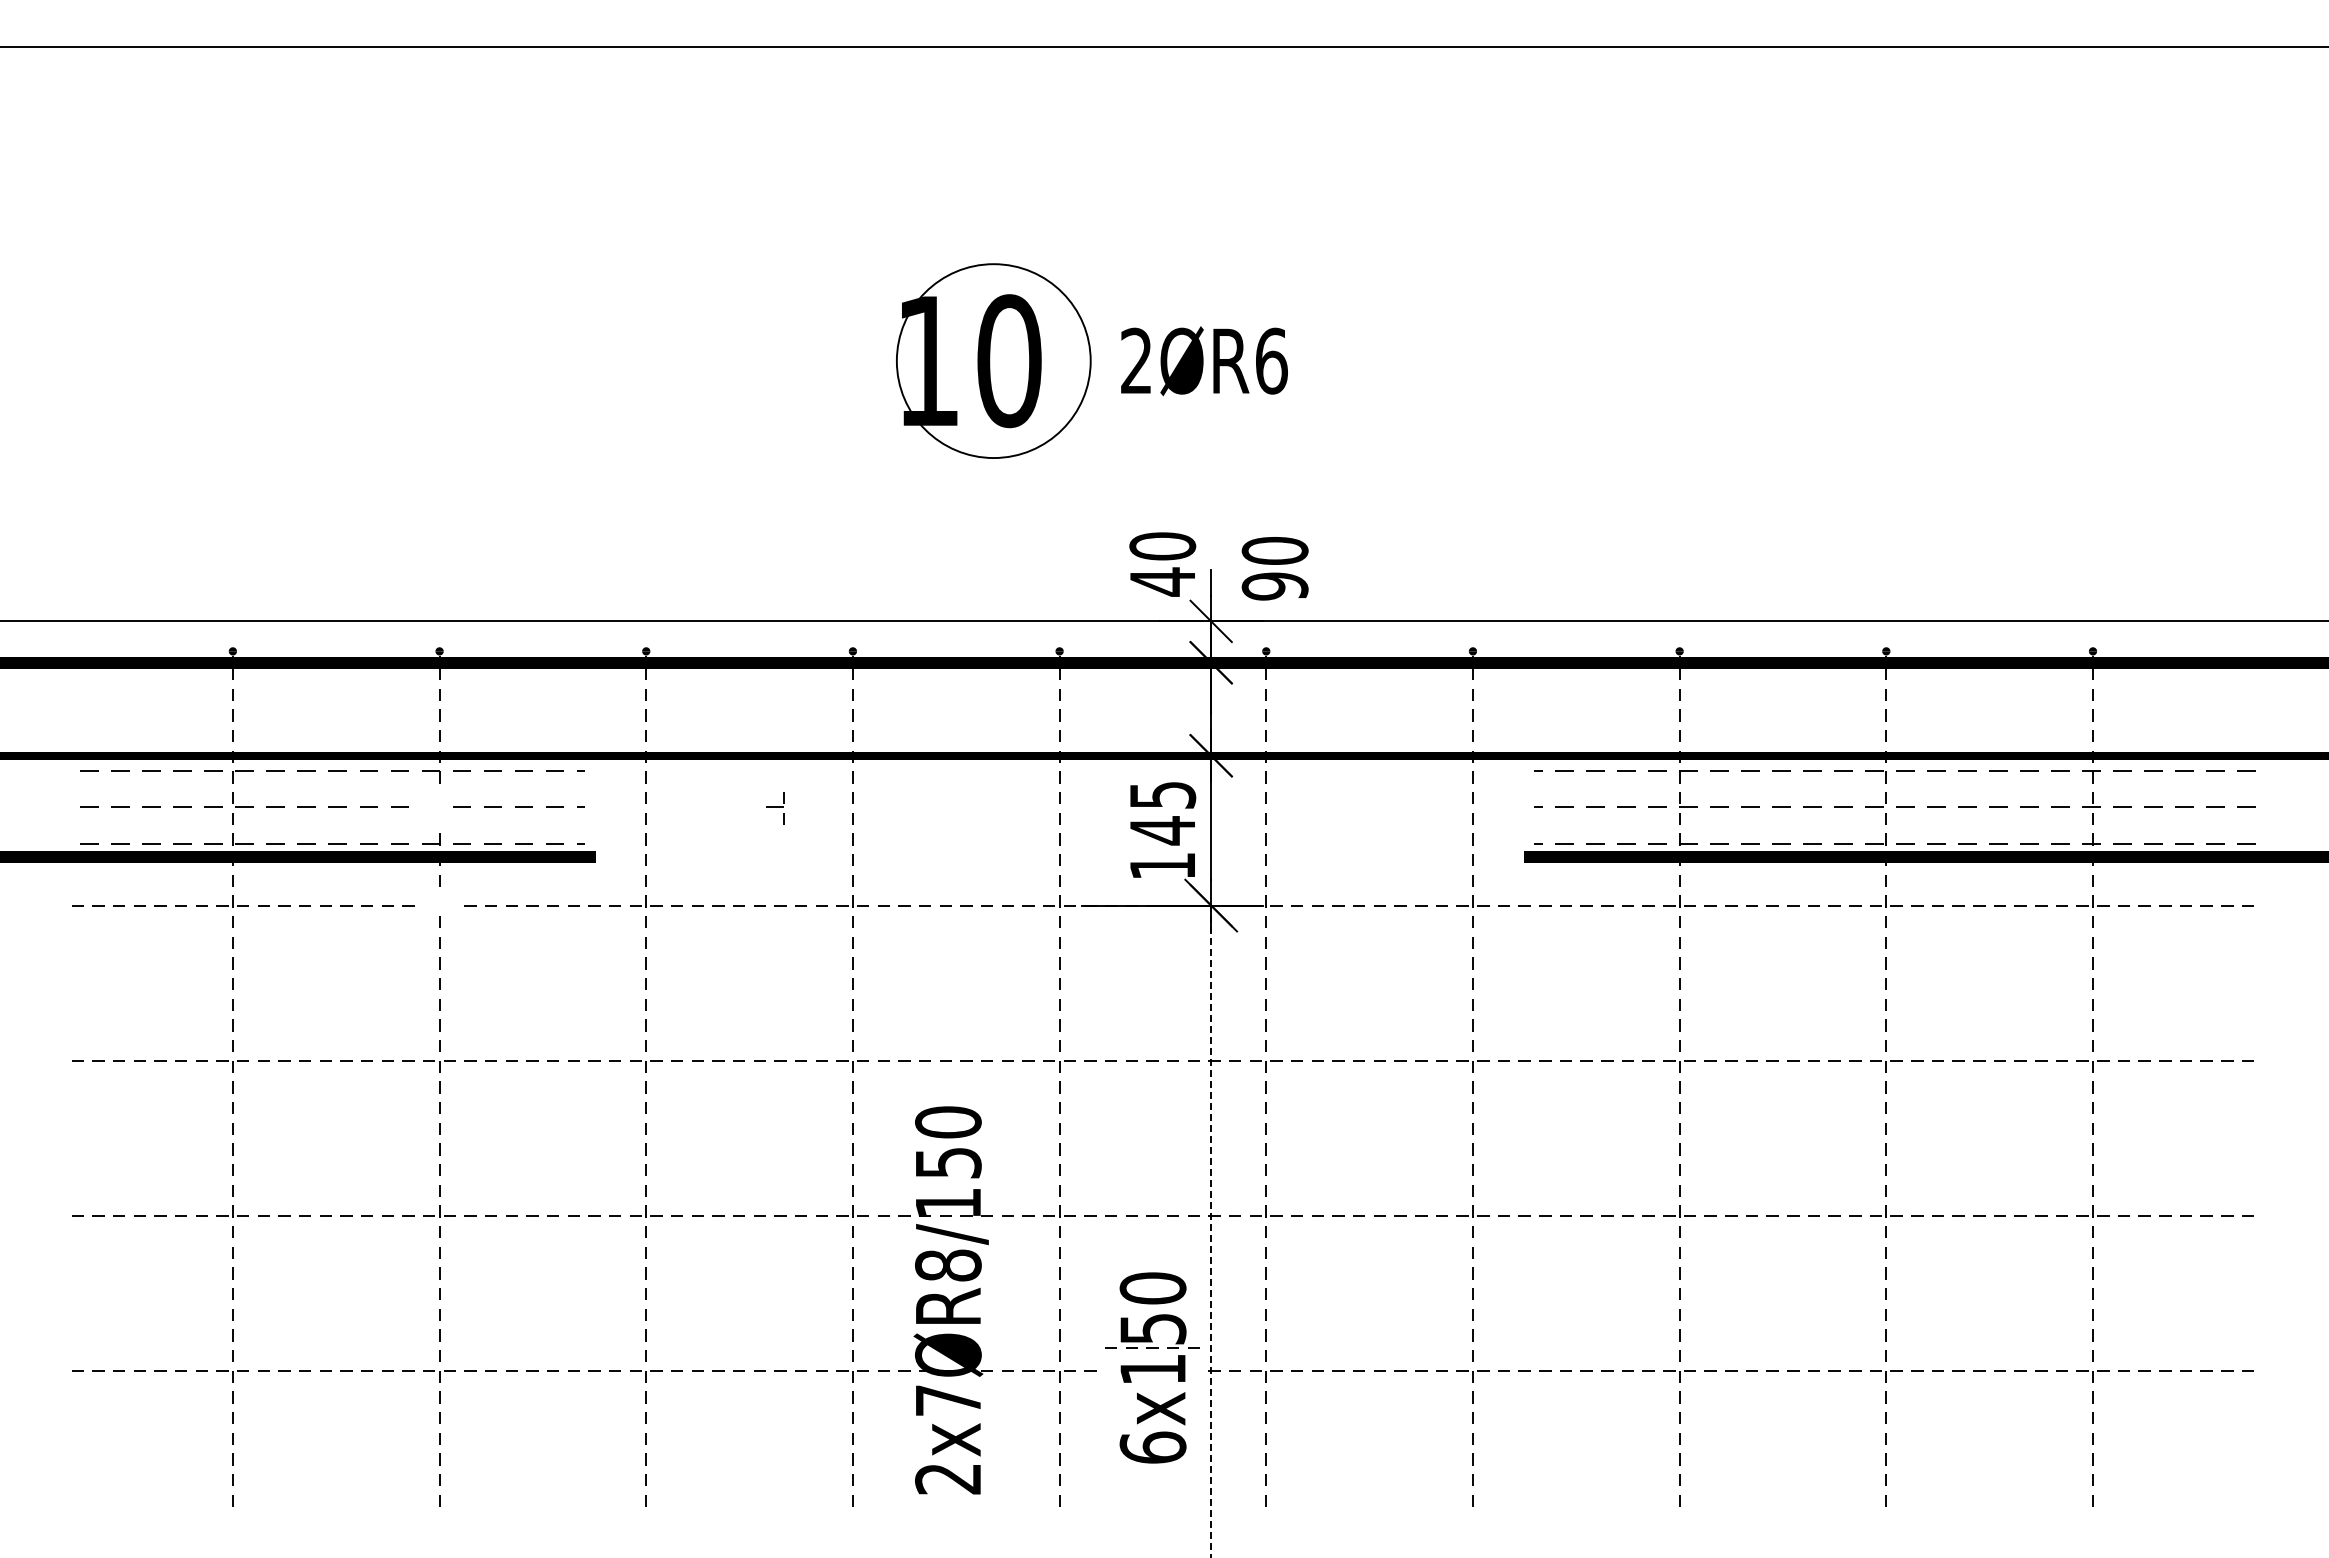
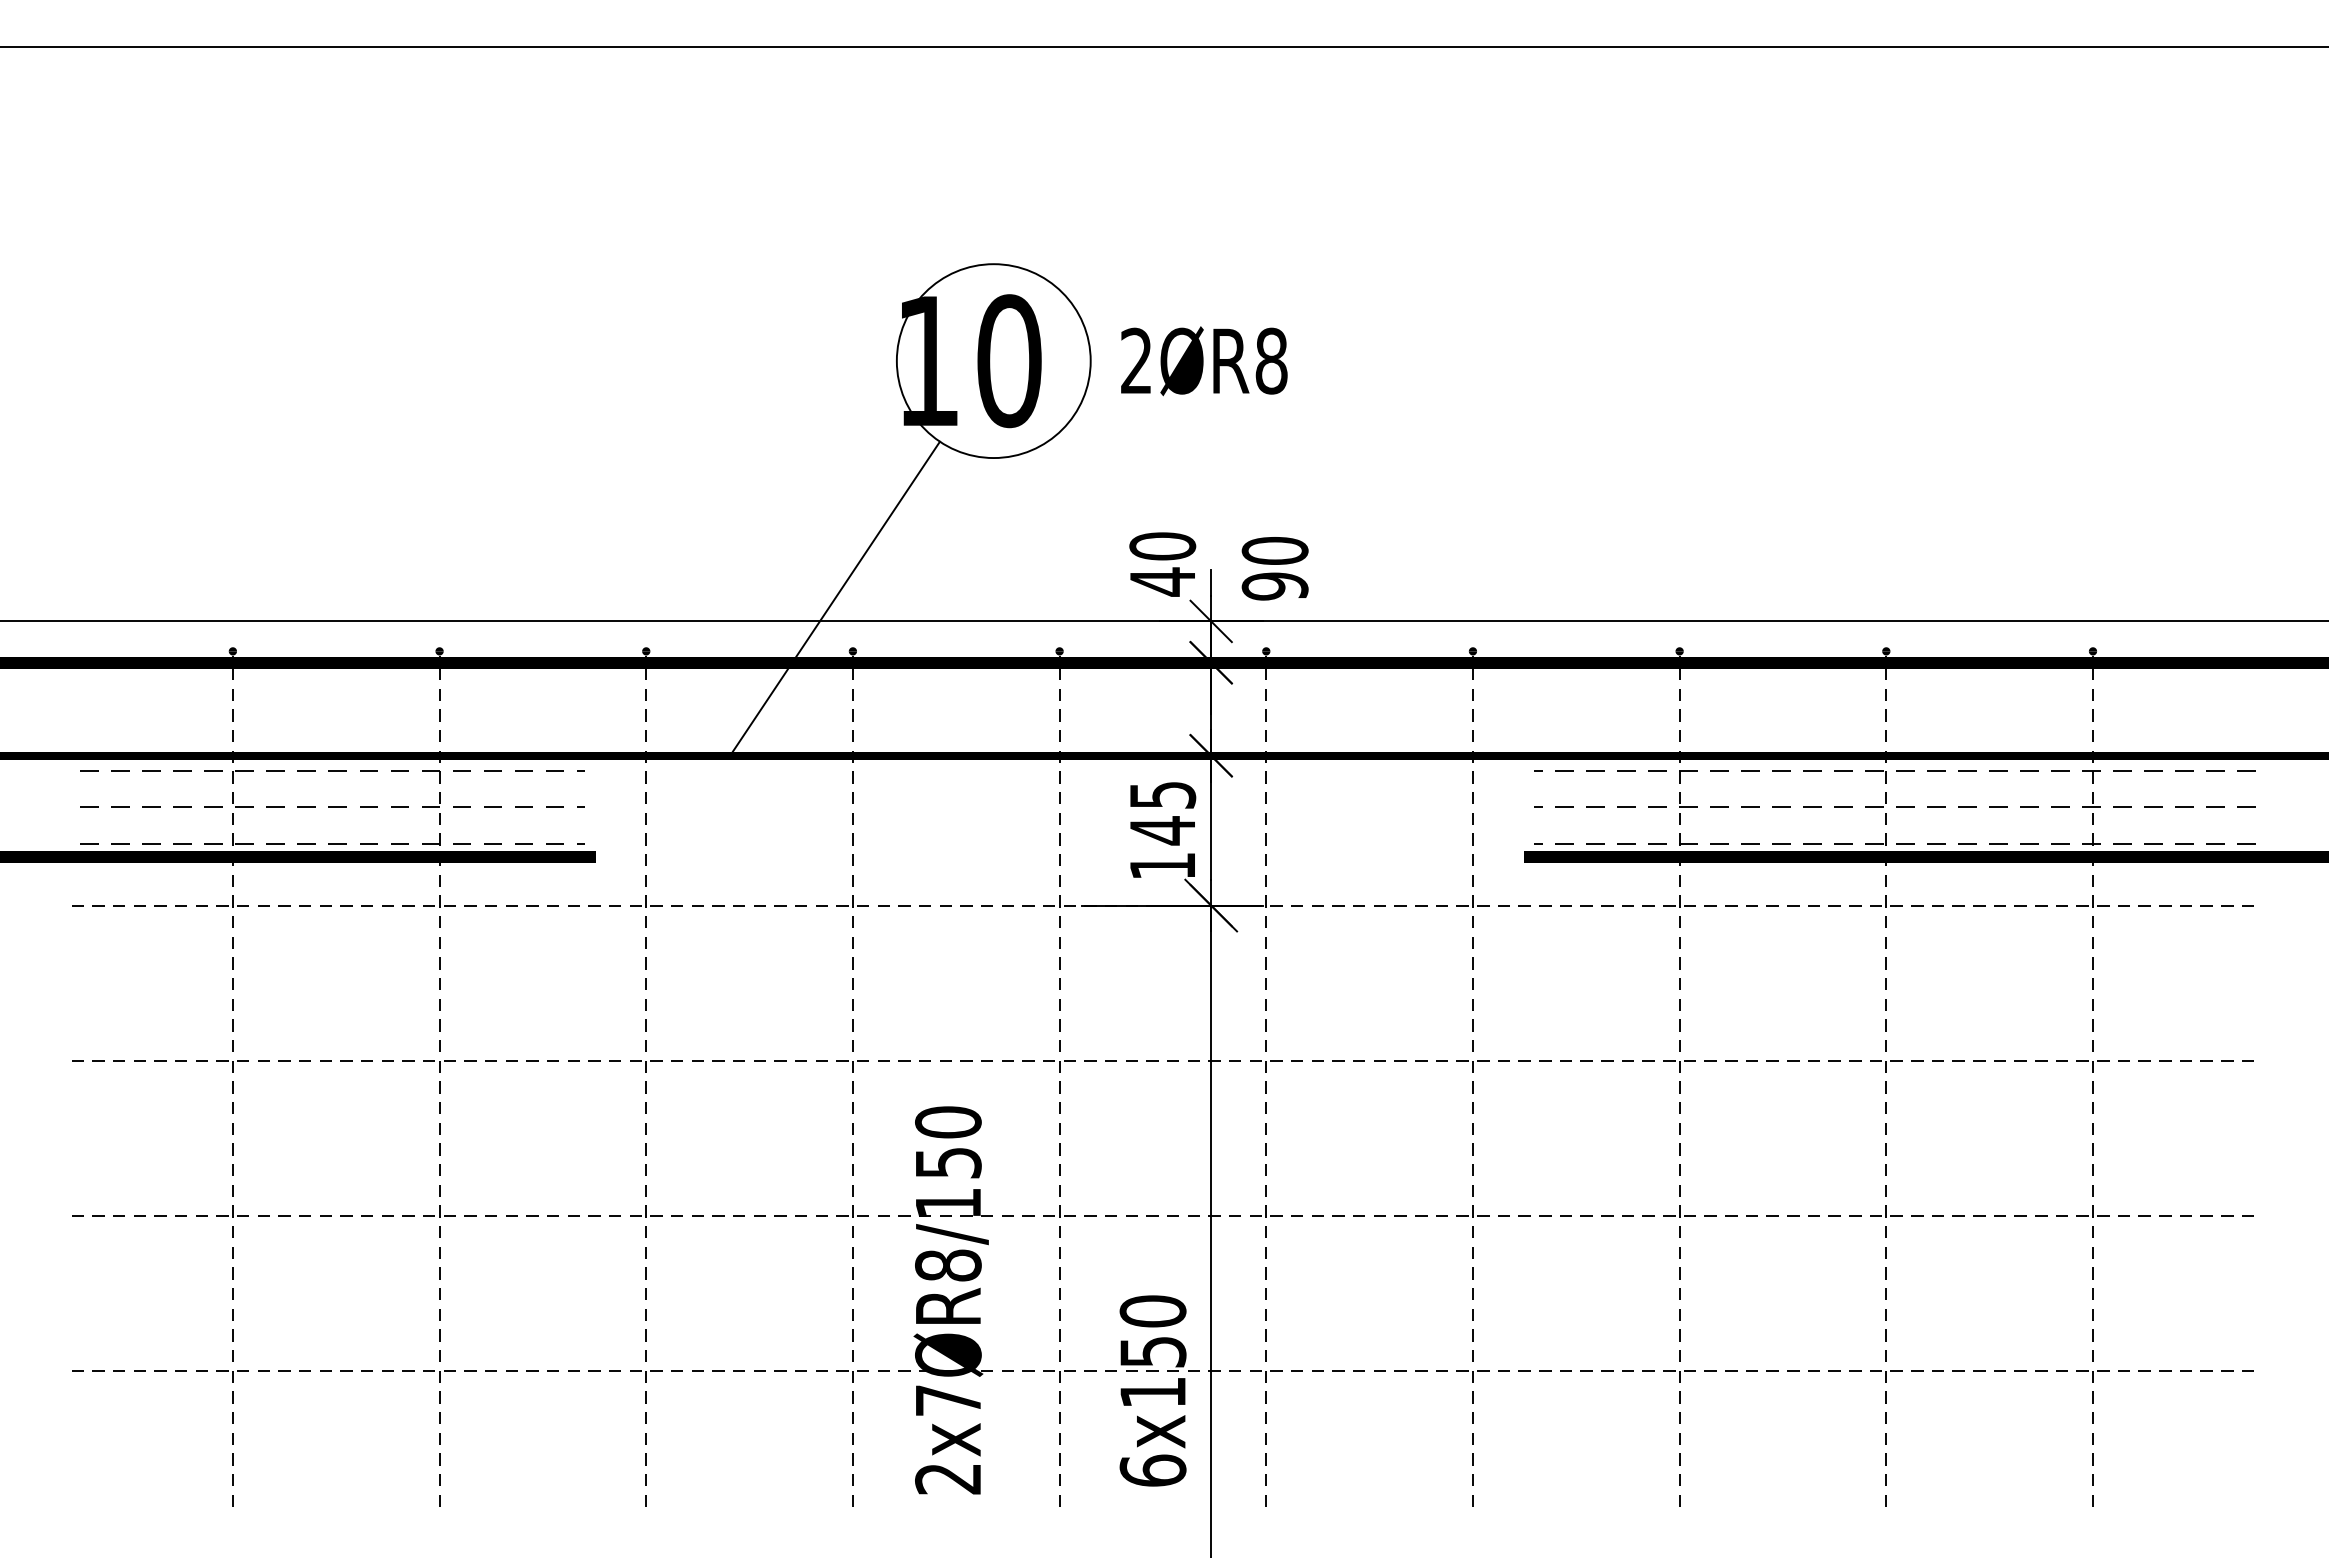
text: 2ØR6 -> 2ØR8 (1271, 360)
line: none -> present (834, 598)
part position: (775, 808) -> (431, 808) (431, 808)
part: none -> present (439, 901)
line: dashed -> solid (1211, 1231)
part position: (1152, 1367) -> (1152, 1390) (1152, 1390)
